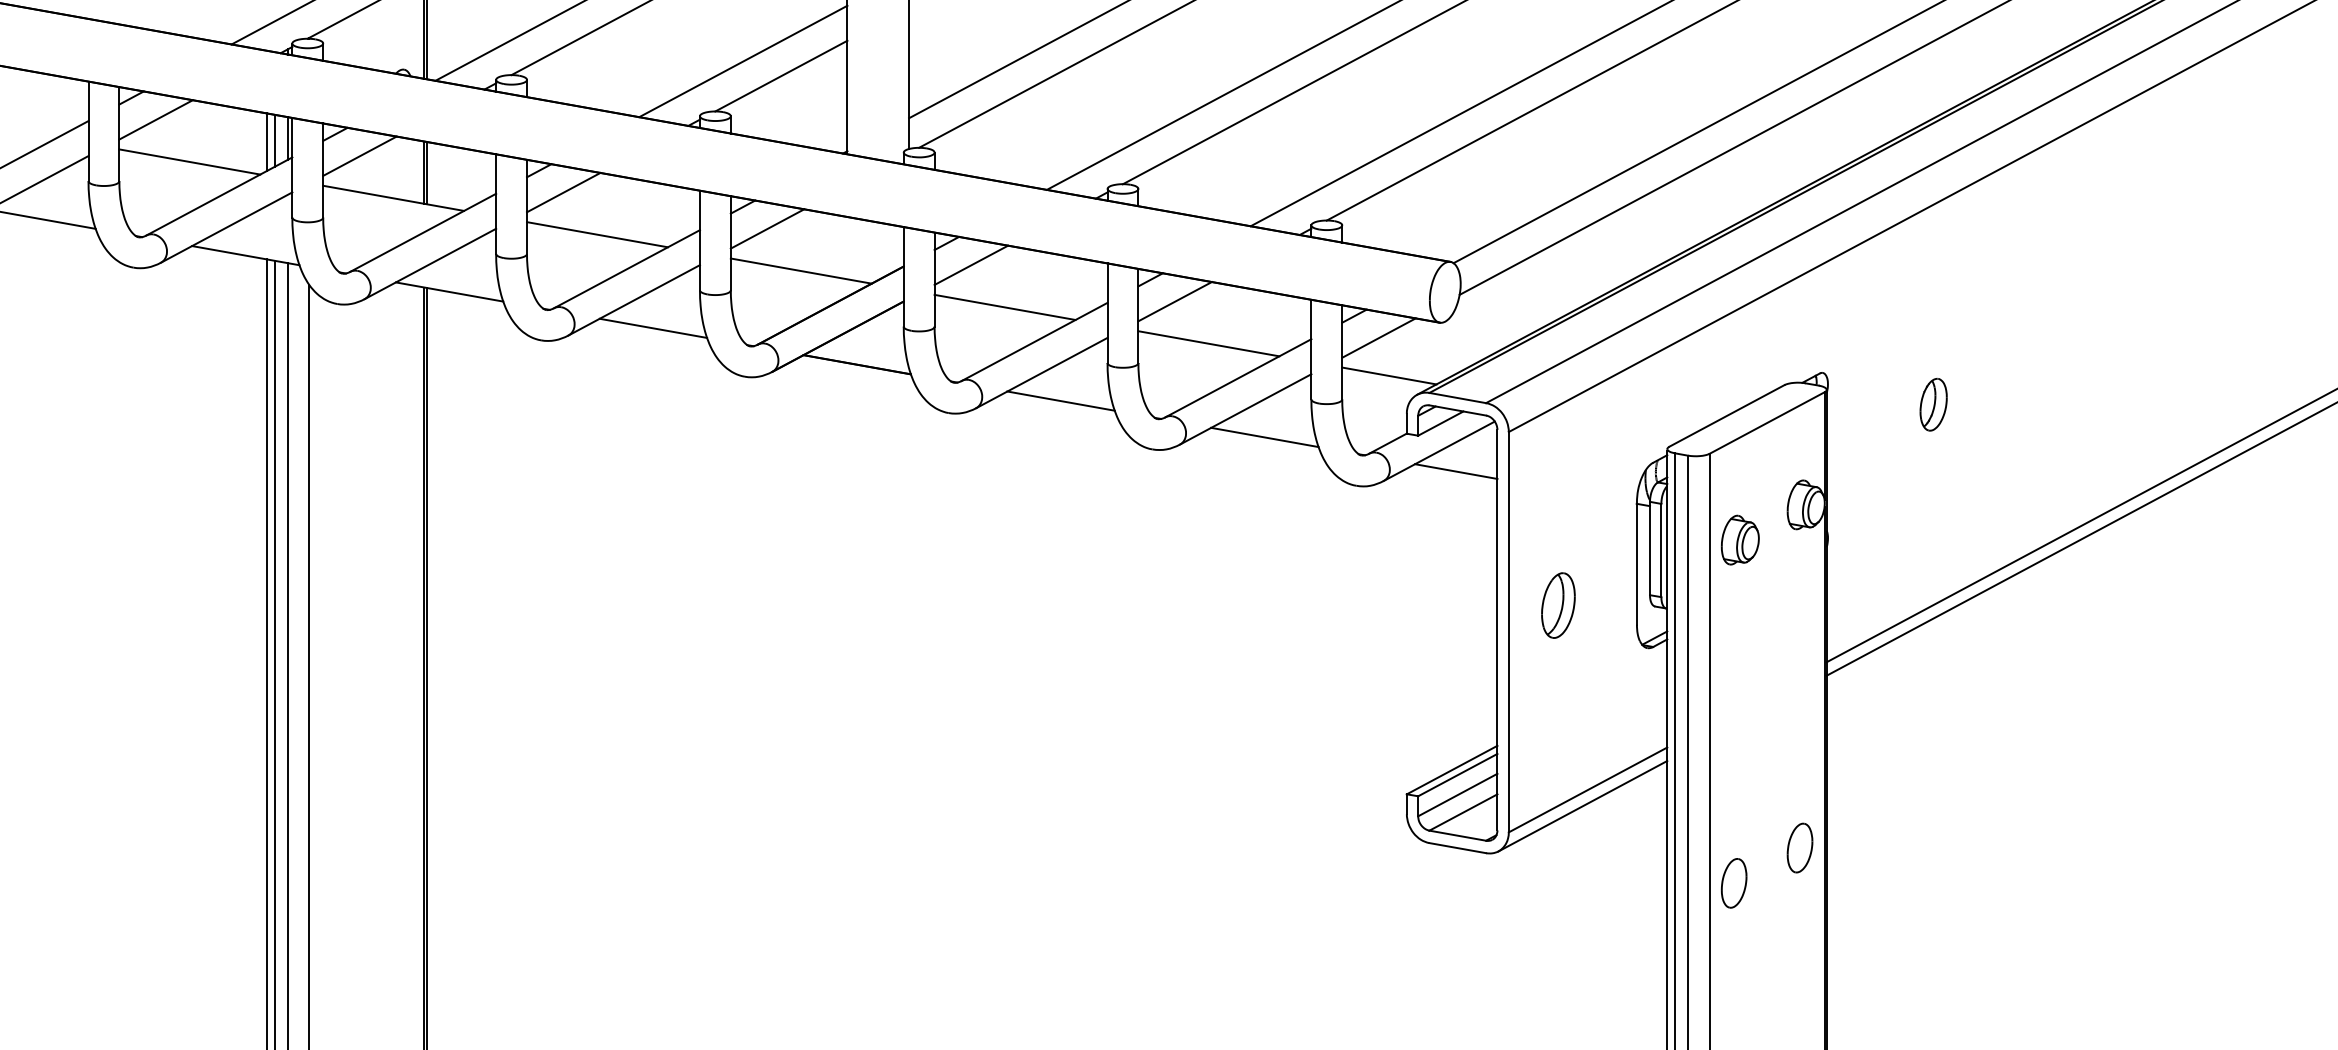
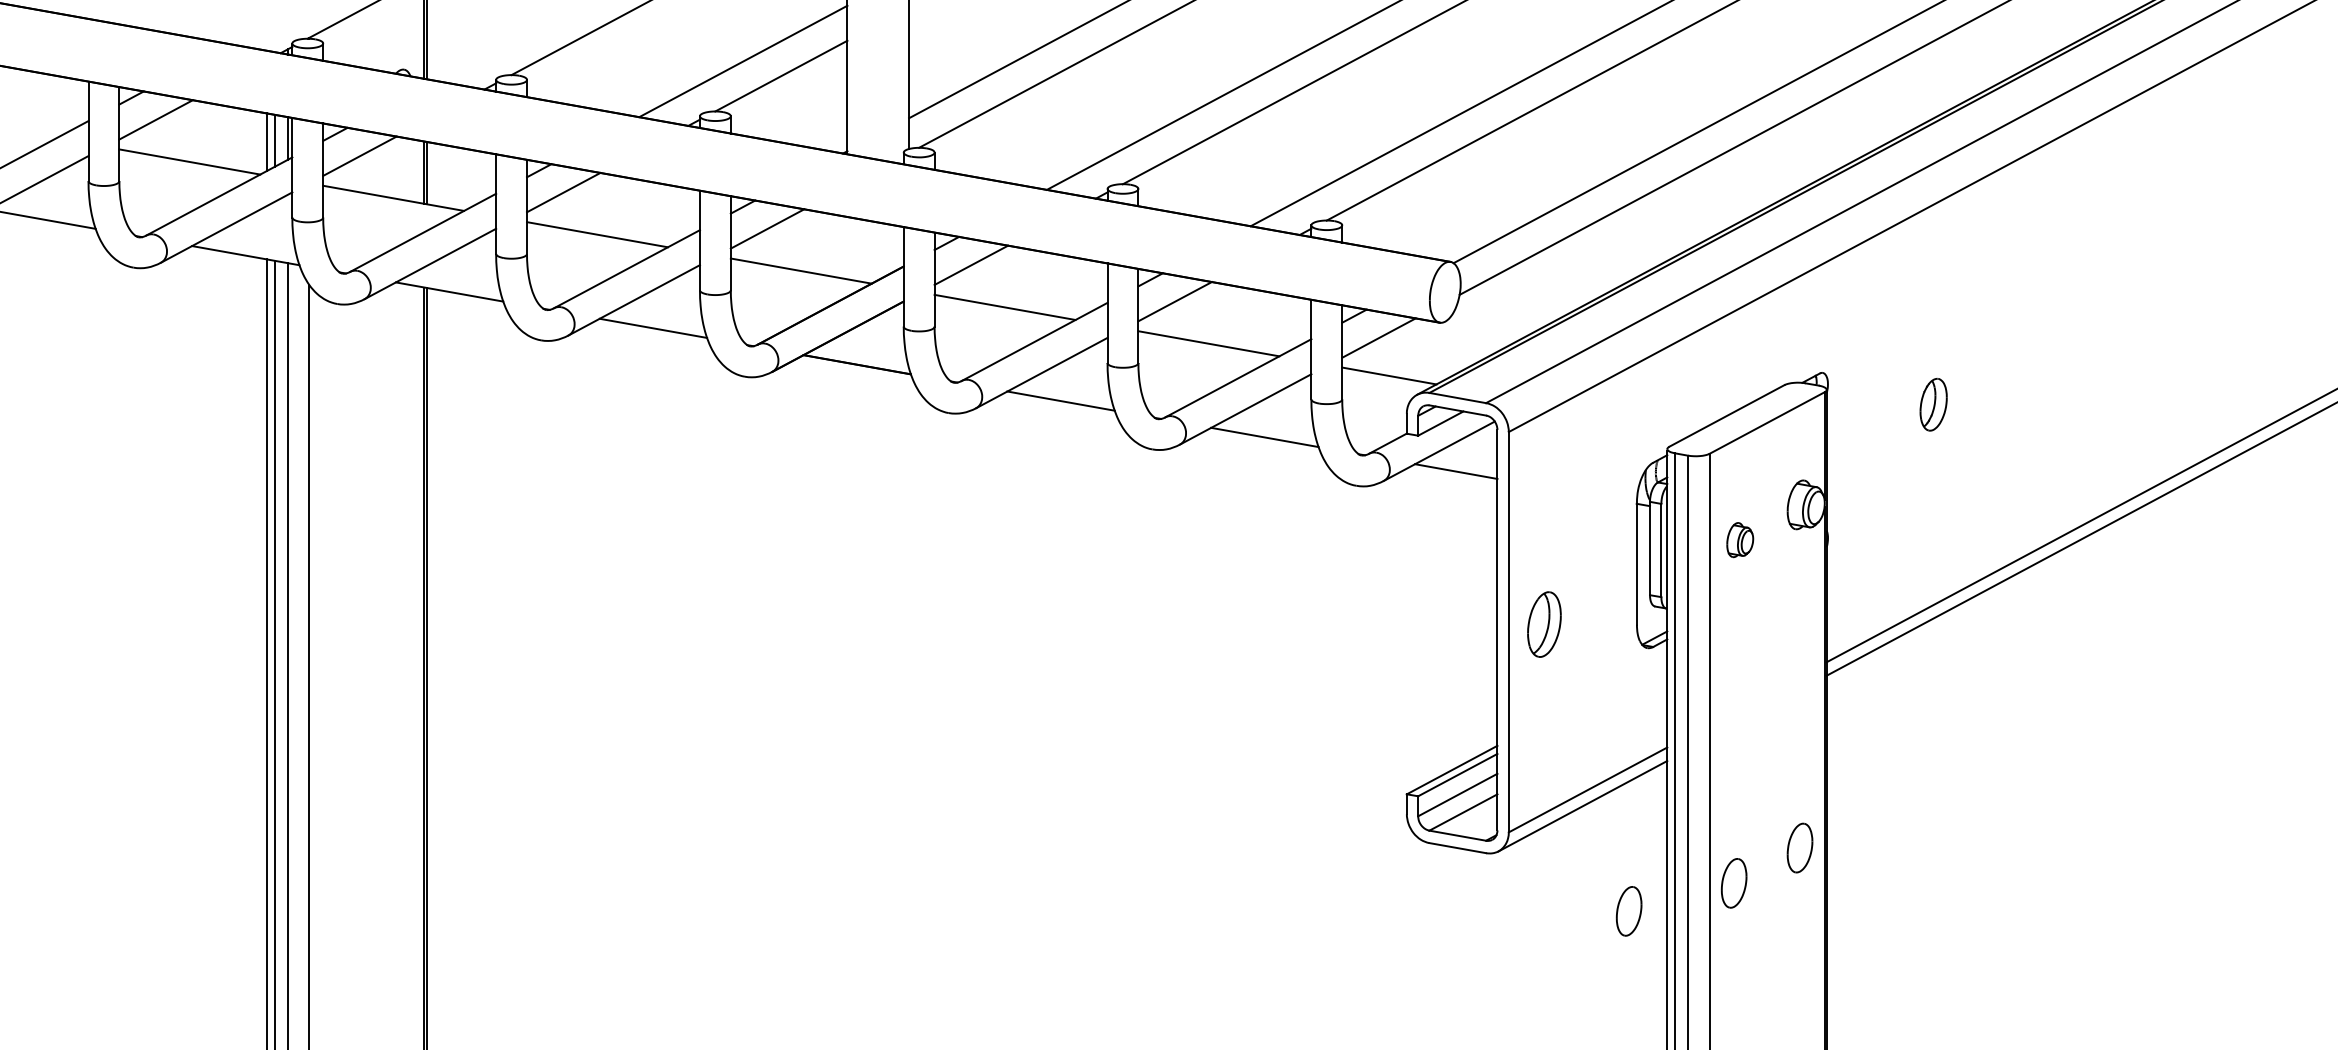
line: present -> none (270, 23)
line: present -> none (508, 41)
part size: 40x52 px -> 29x37 px (1740, 540)
part position: (1558, 605) -> (1544, 624) (1544, 624)
part: none -> present (1628, 911)
